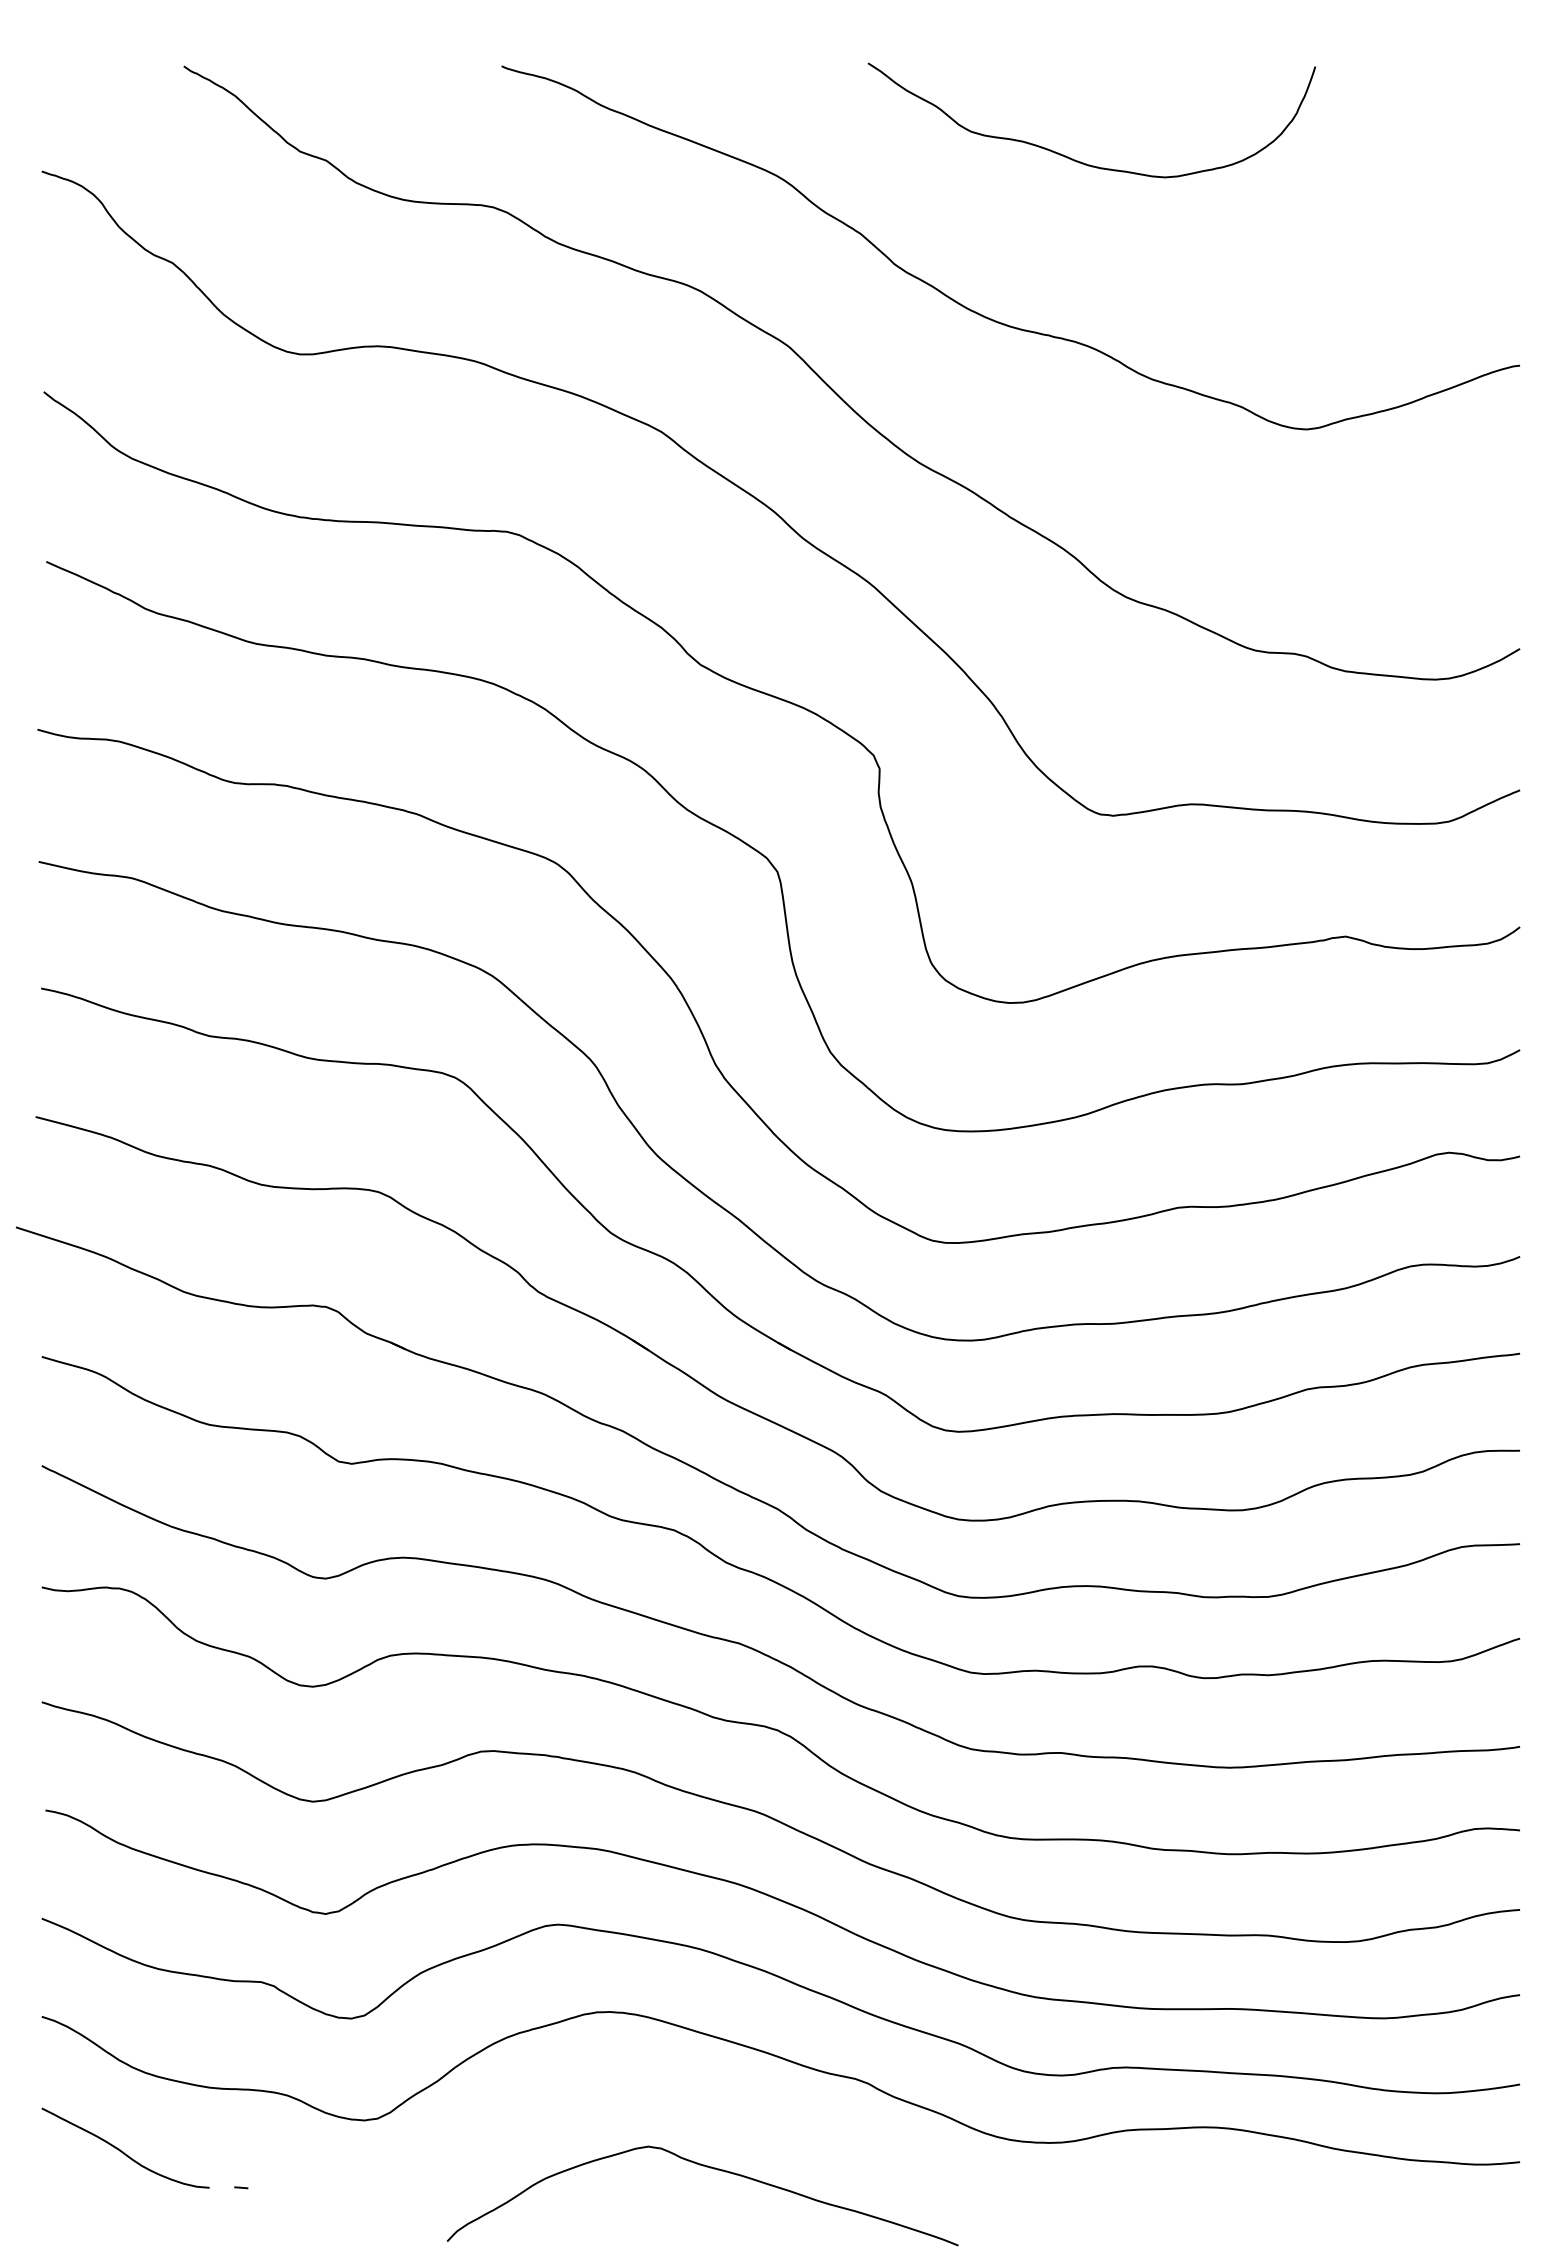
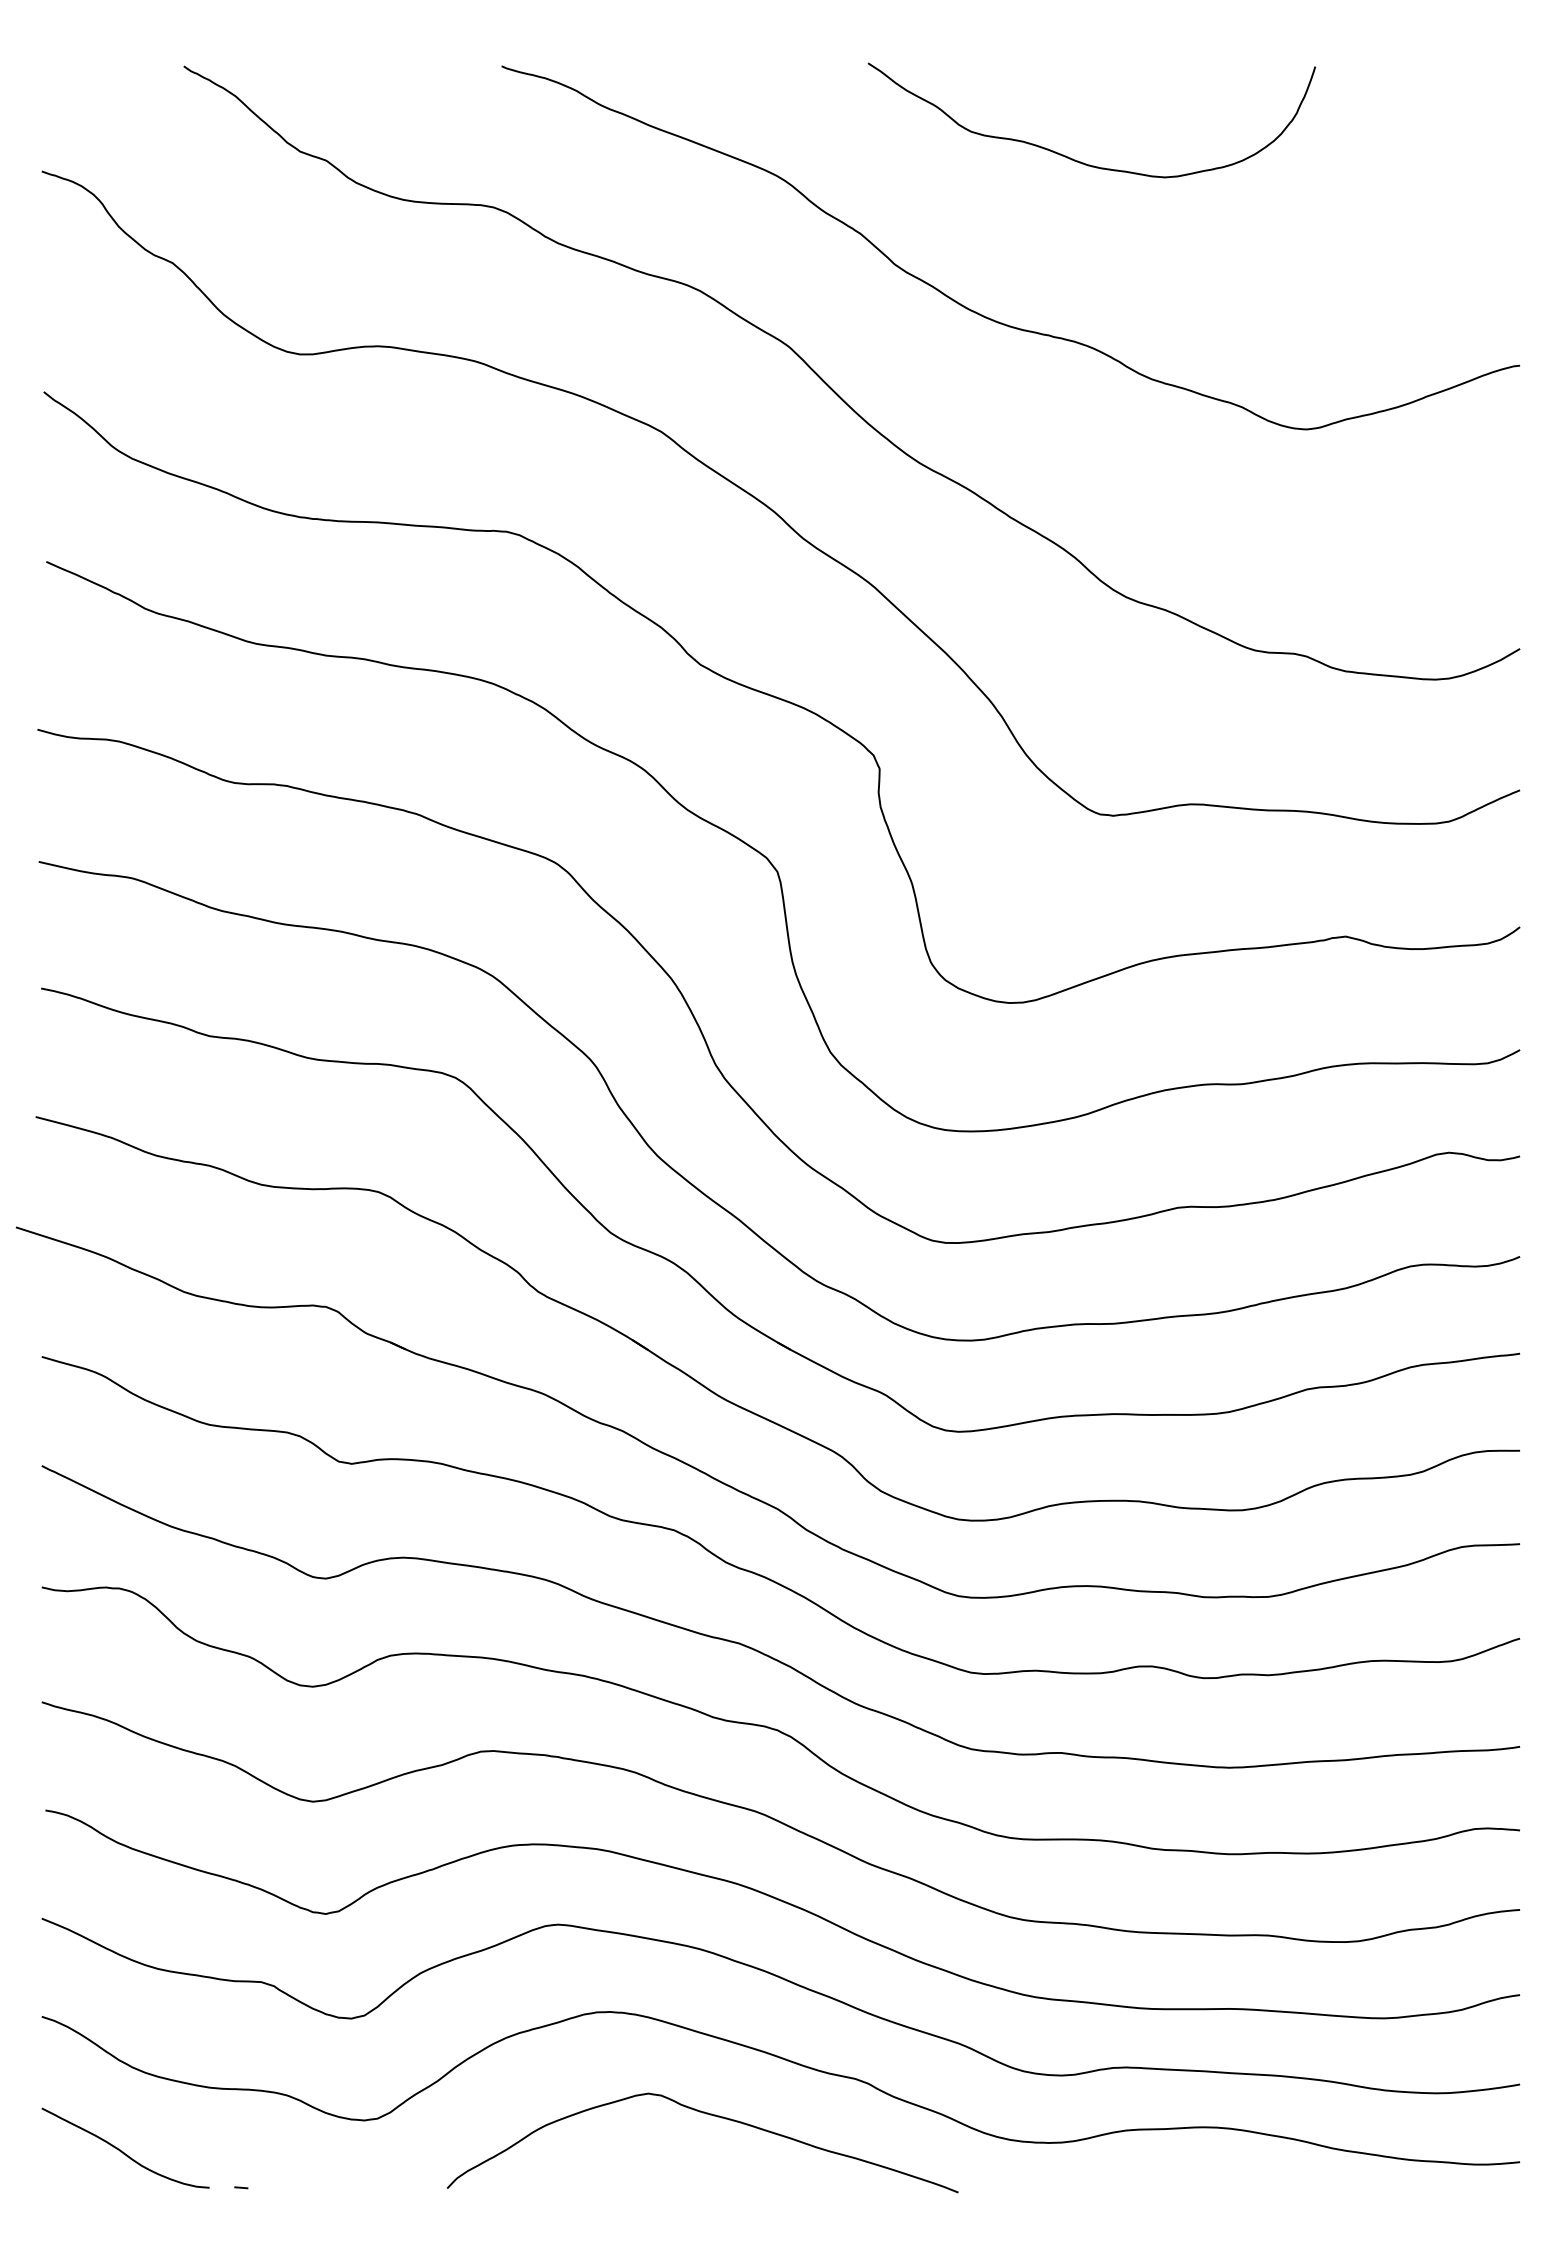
curve position: (710, 2168) -> (710, 2115) (710, 2115)
